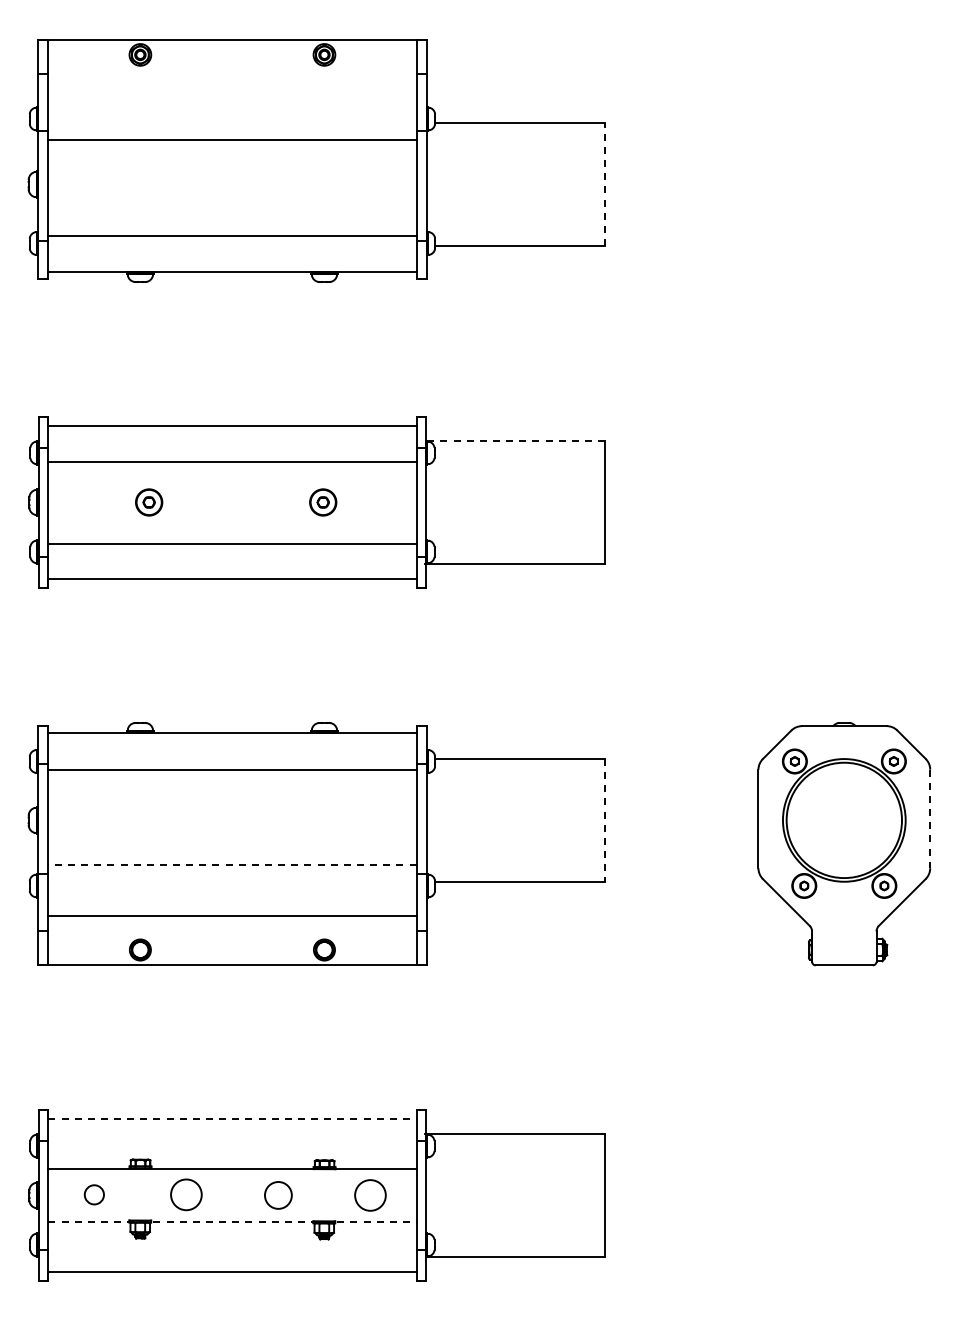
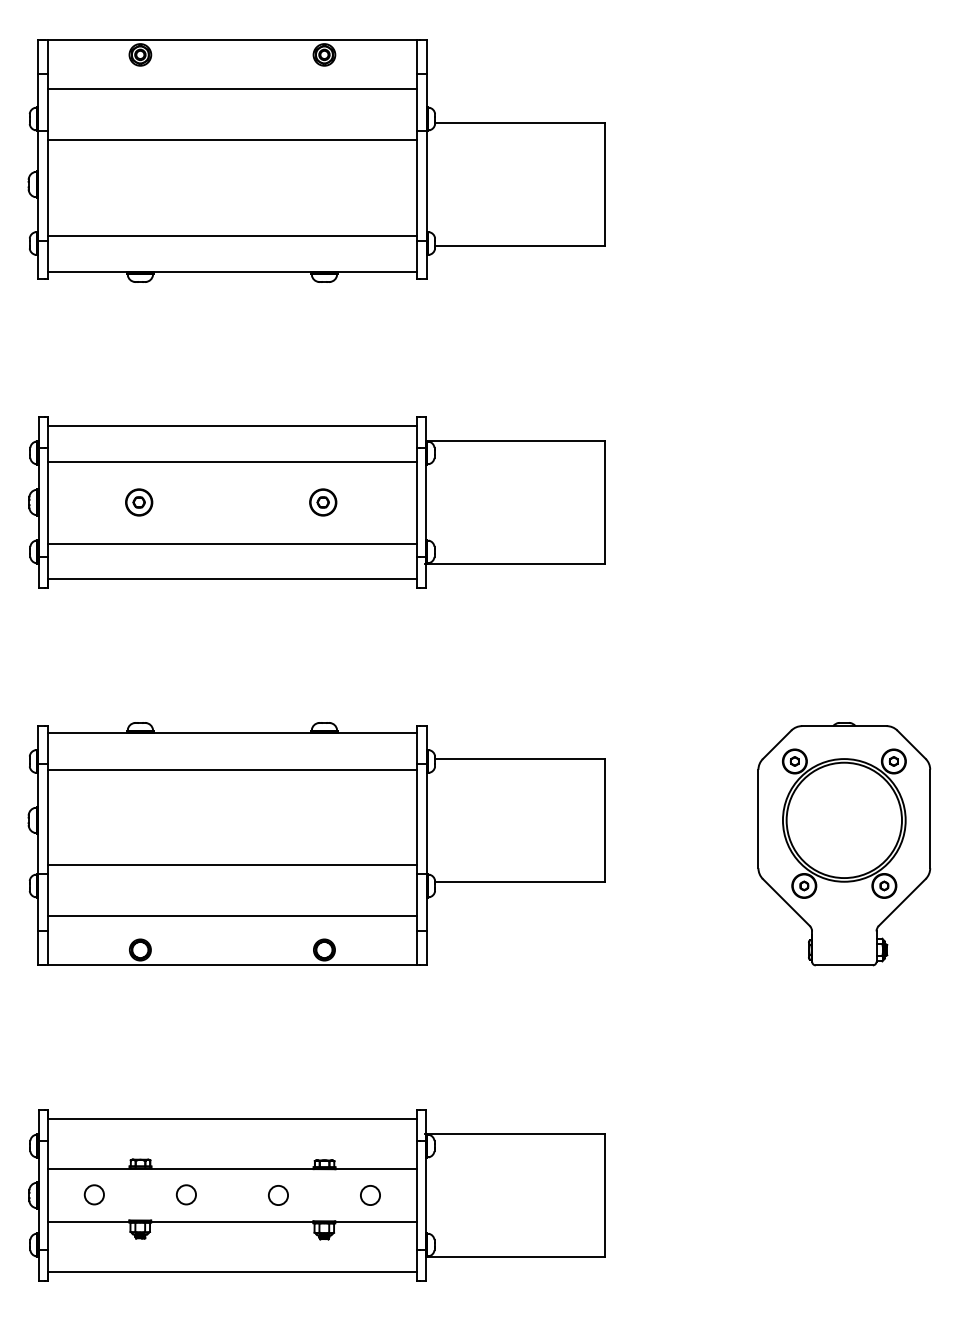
line: none -> present (232, 89)
line: dashed -> solid (605, 184)
line: dashed -> solid (515, 441)
part position: (149, 502) -> (139, 502) (139, 502)
line: dashed -> solid (930, 819)
line: dashed -> solid (605, 820)
line: dashed -> solid (231, 865)
line: dashed -> solid (232, 1118)
circle diameter: 31 px -> 19 px (186, 1194)
circle size: 29x29 px -> 21x21 px (278, 1195)
circle diameter: 31 px -> 19 px (370, 1195)
line: dashed -> solid (232, 1221)
